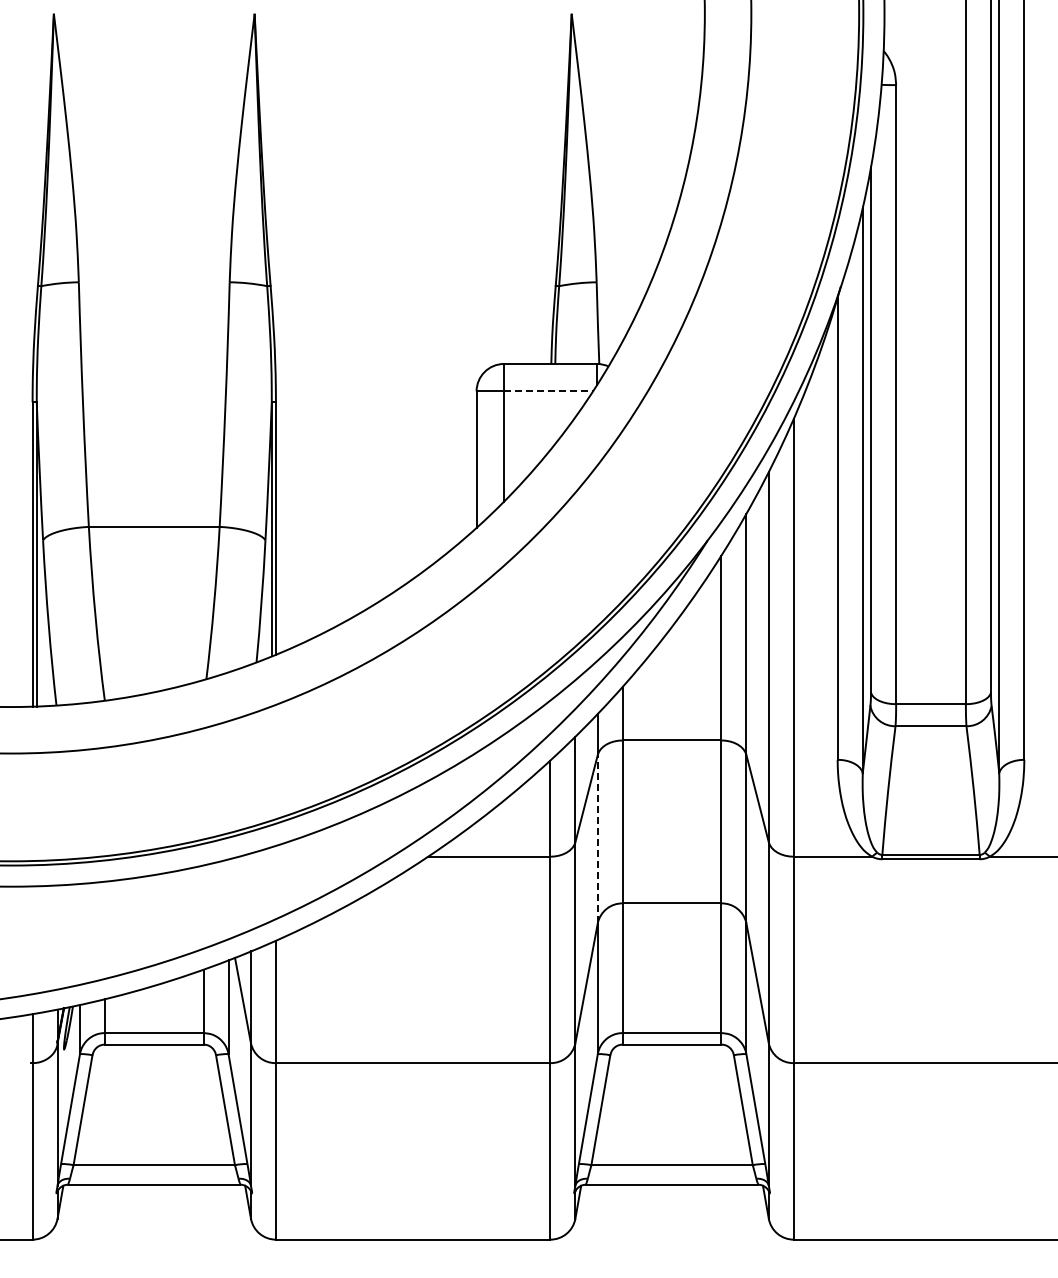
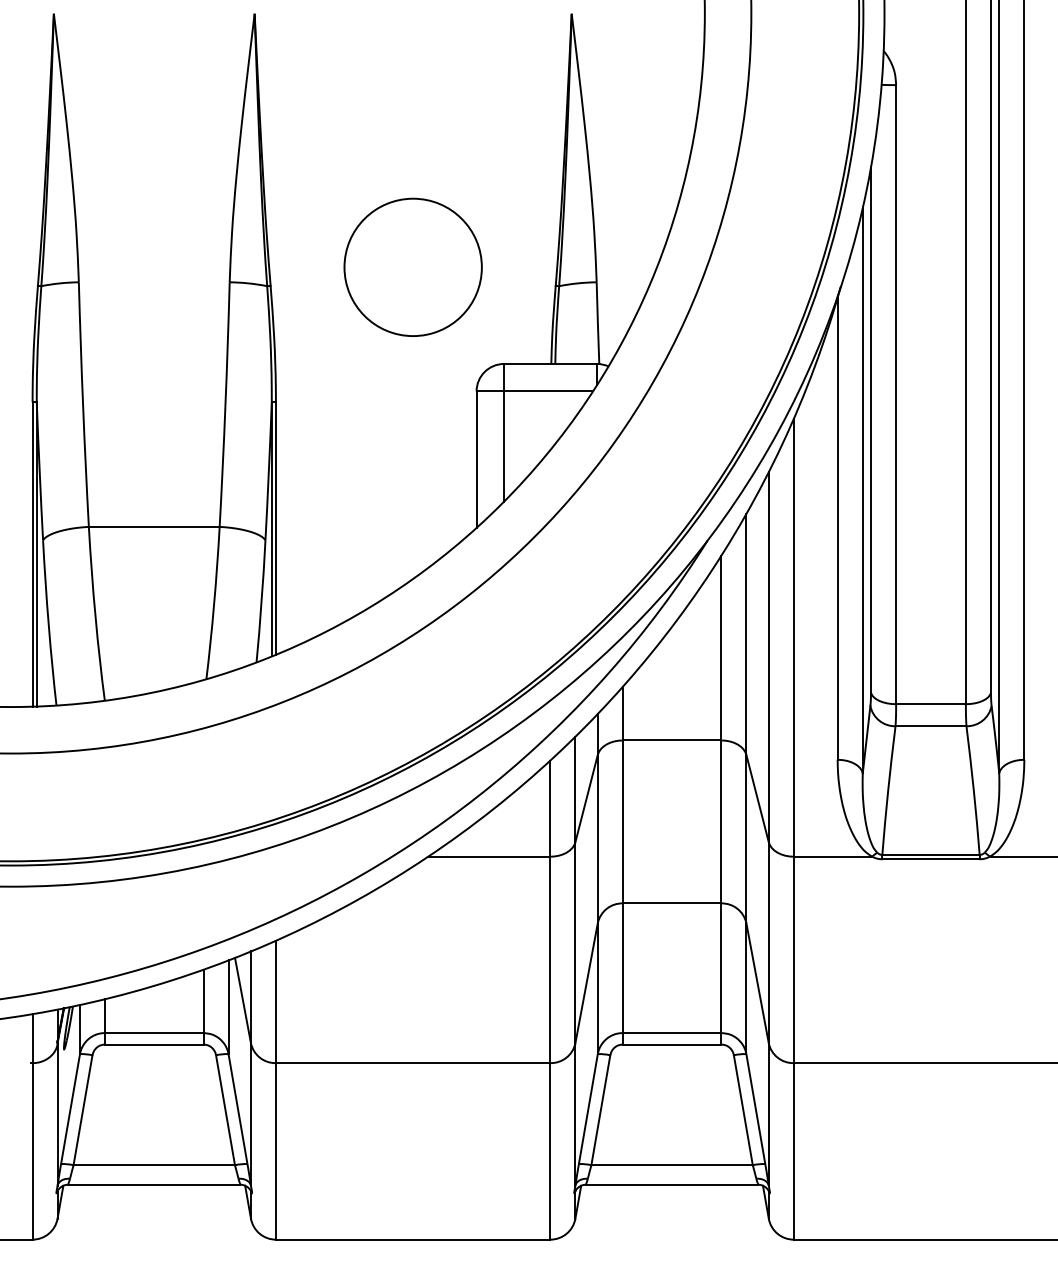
circle: none -> present (412, 266)
line: dashed -> solid (549, 391)
line: dashed -> solid (597, 838)
